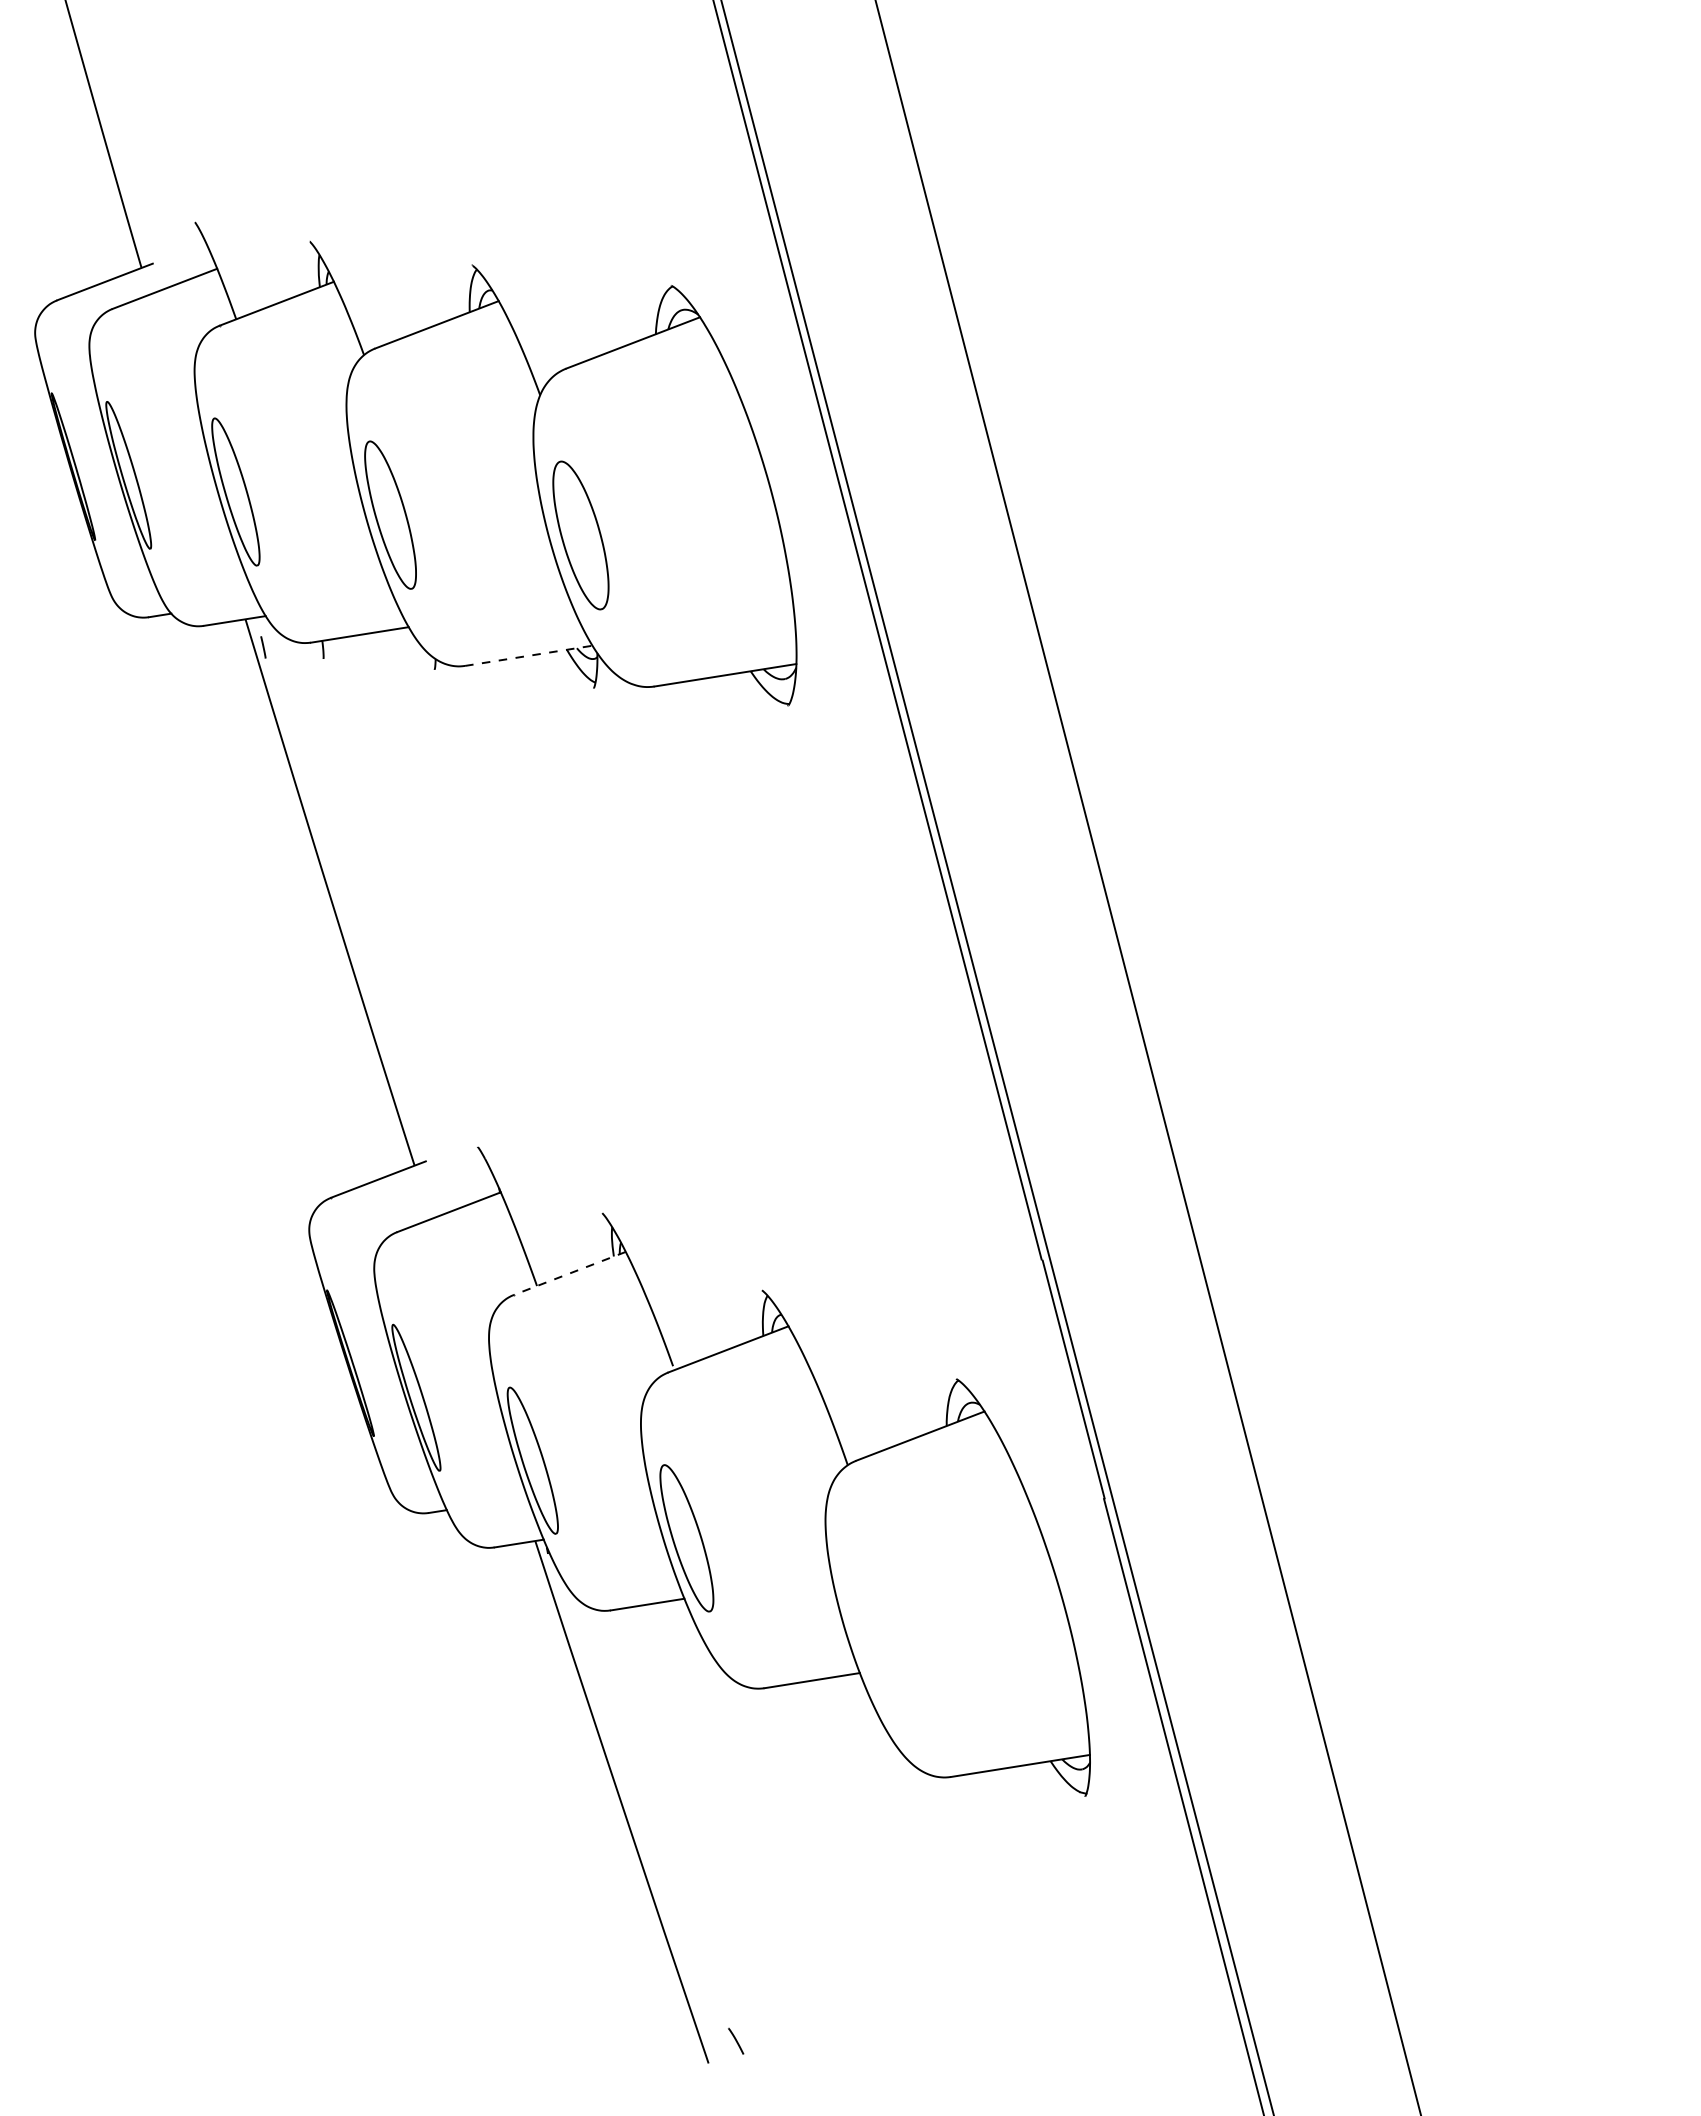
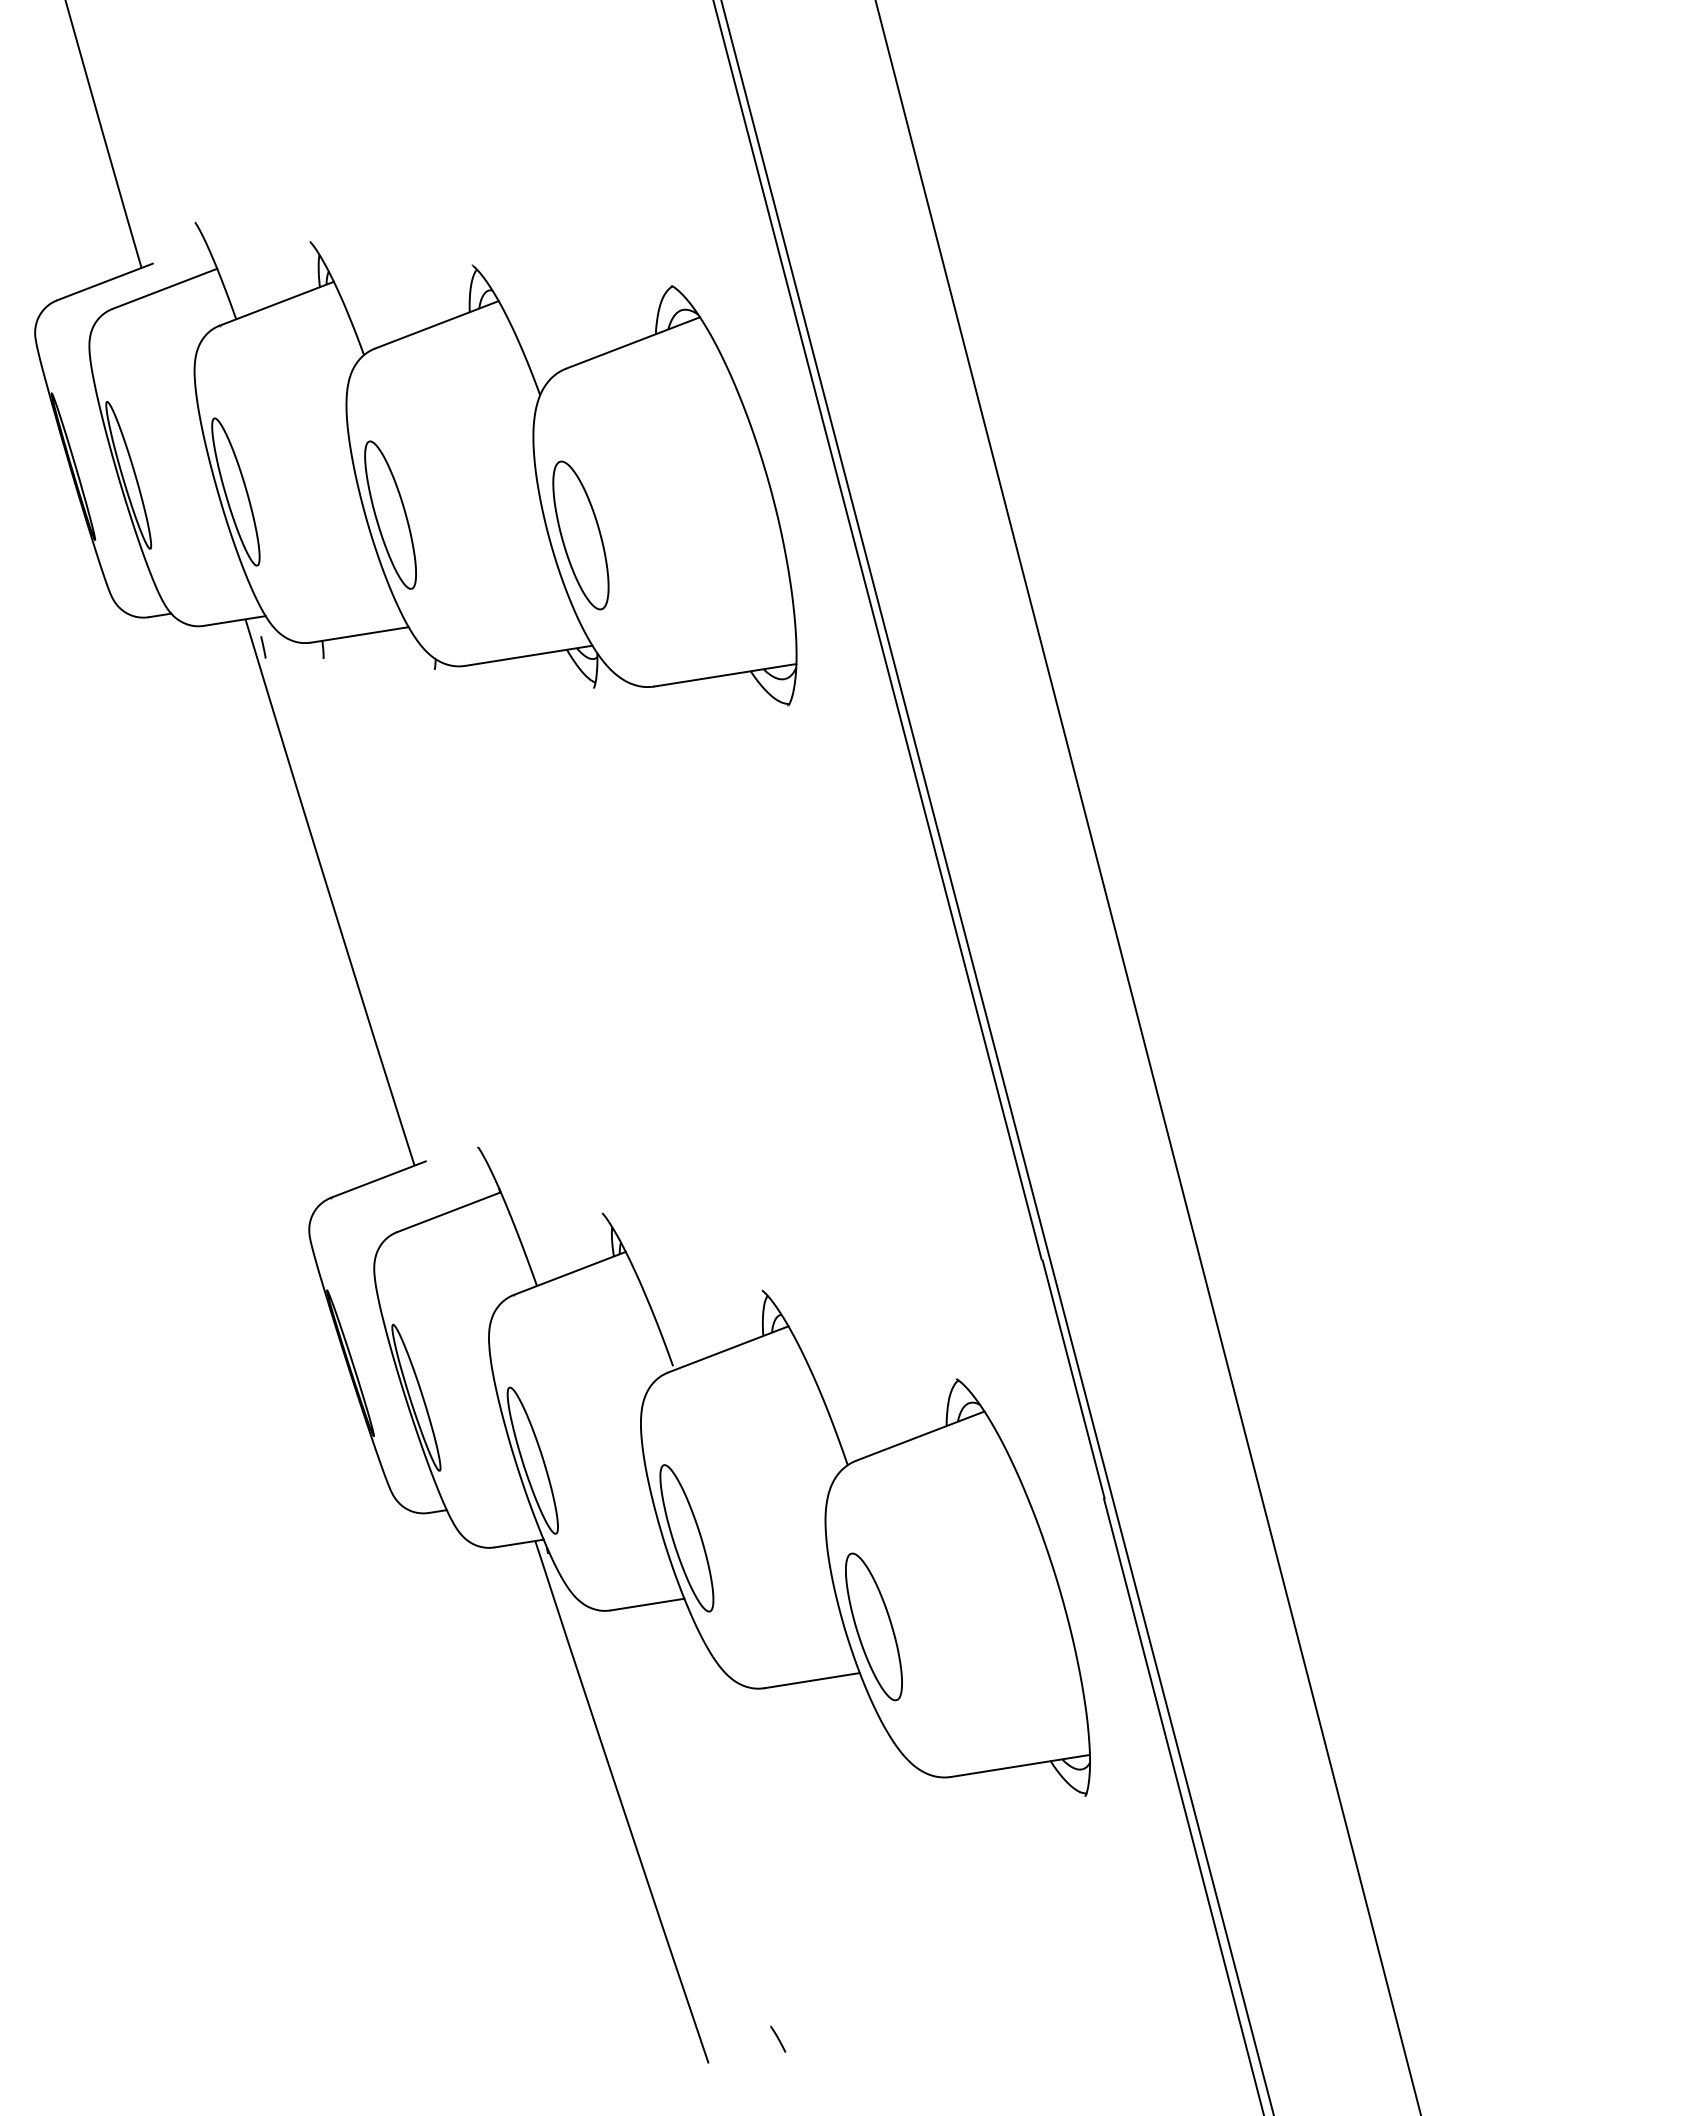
line: dashed -> solid (528, 655)
line: dashed -> solid (569, 1273)
part: none -> present (873, 1626)
line position: (736, 2040) -> (778, 2038) (778, 2038)
